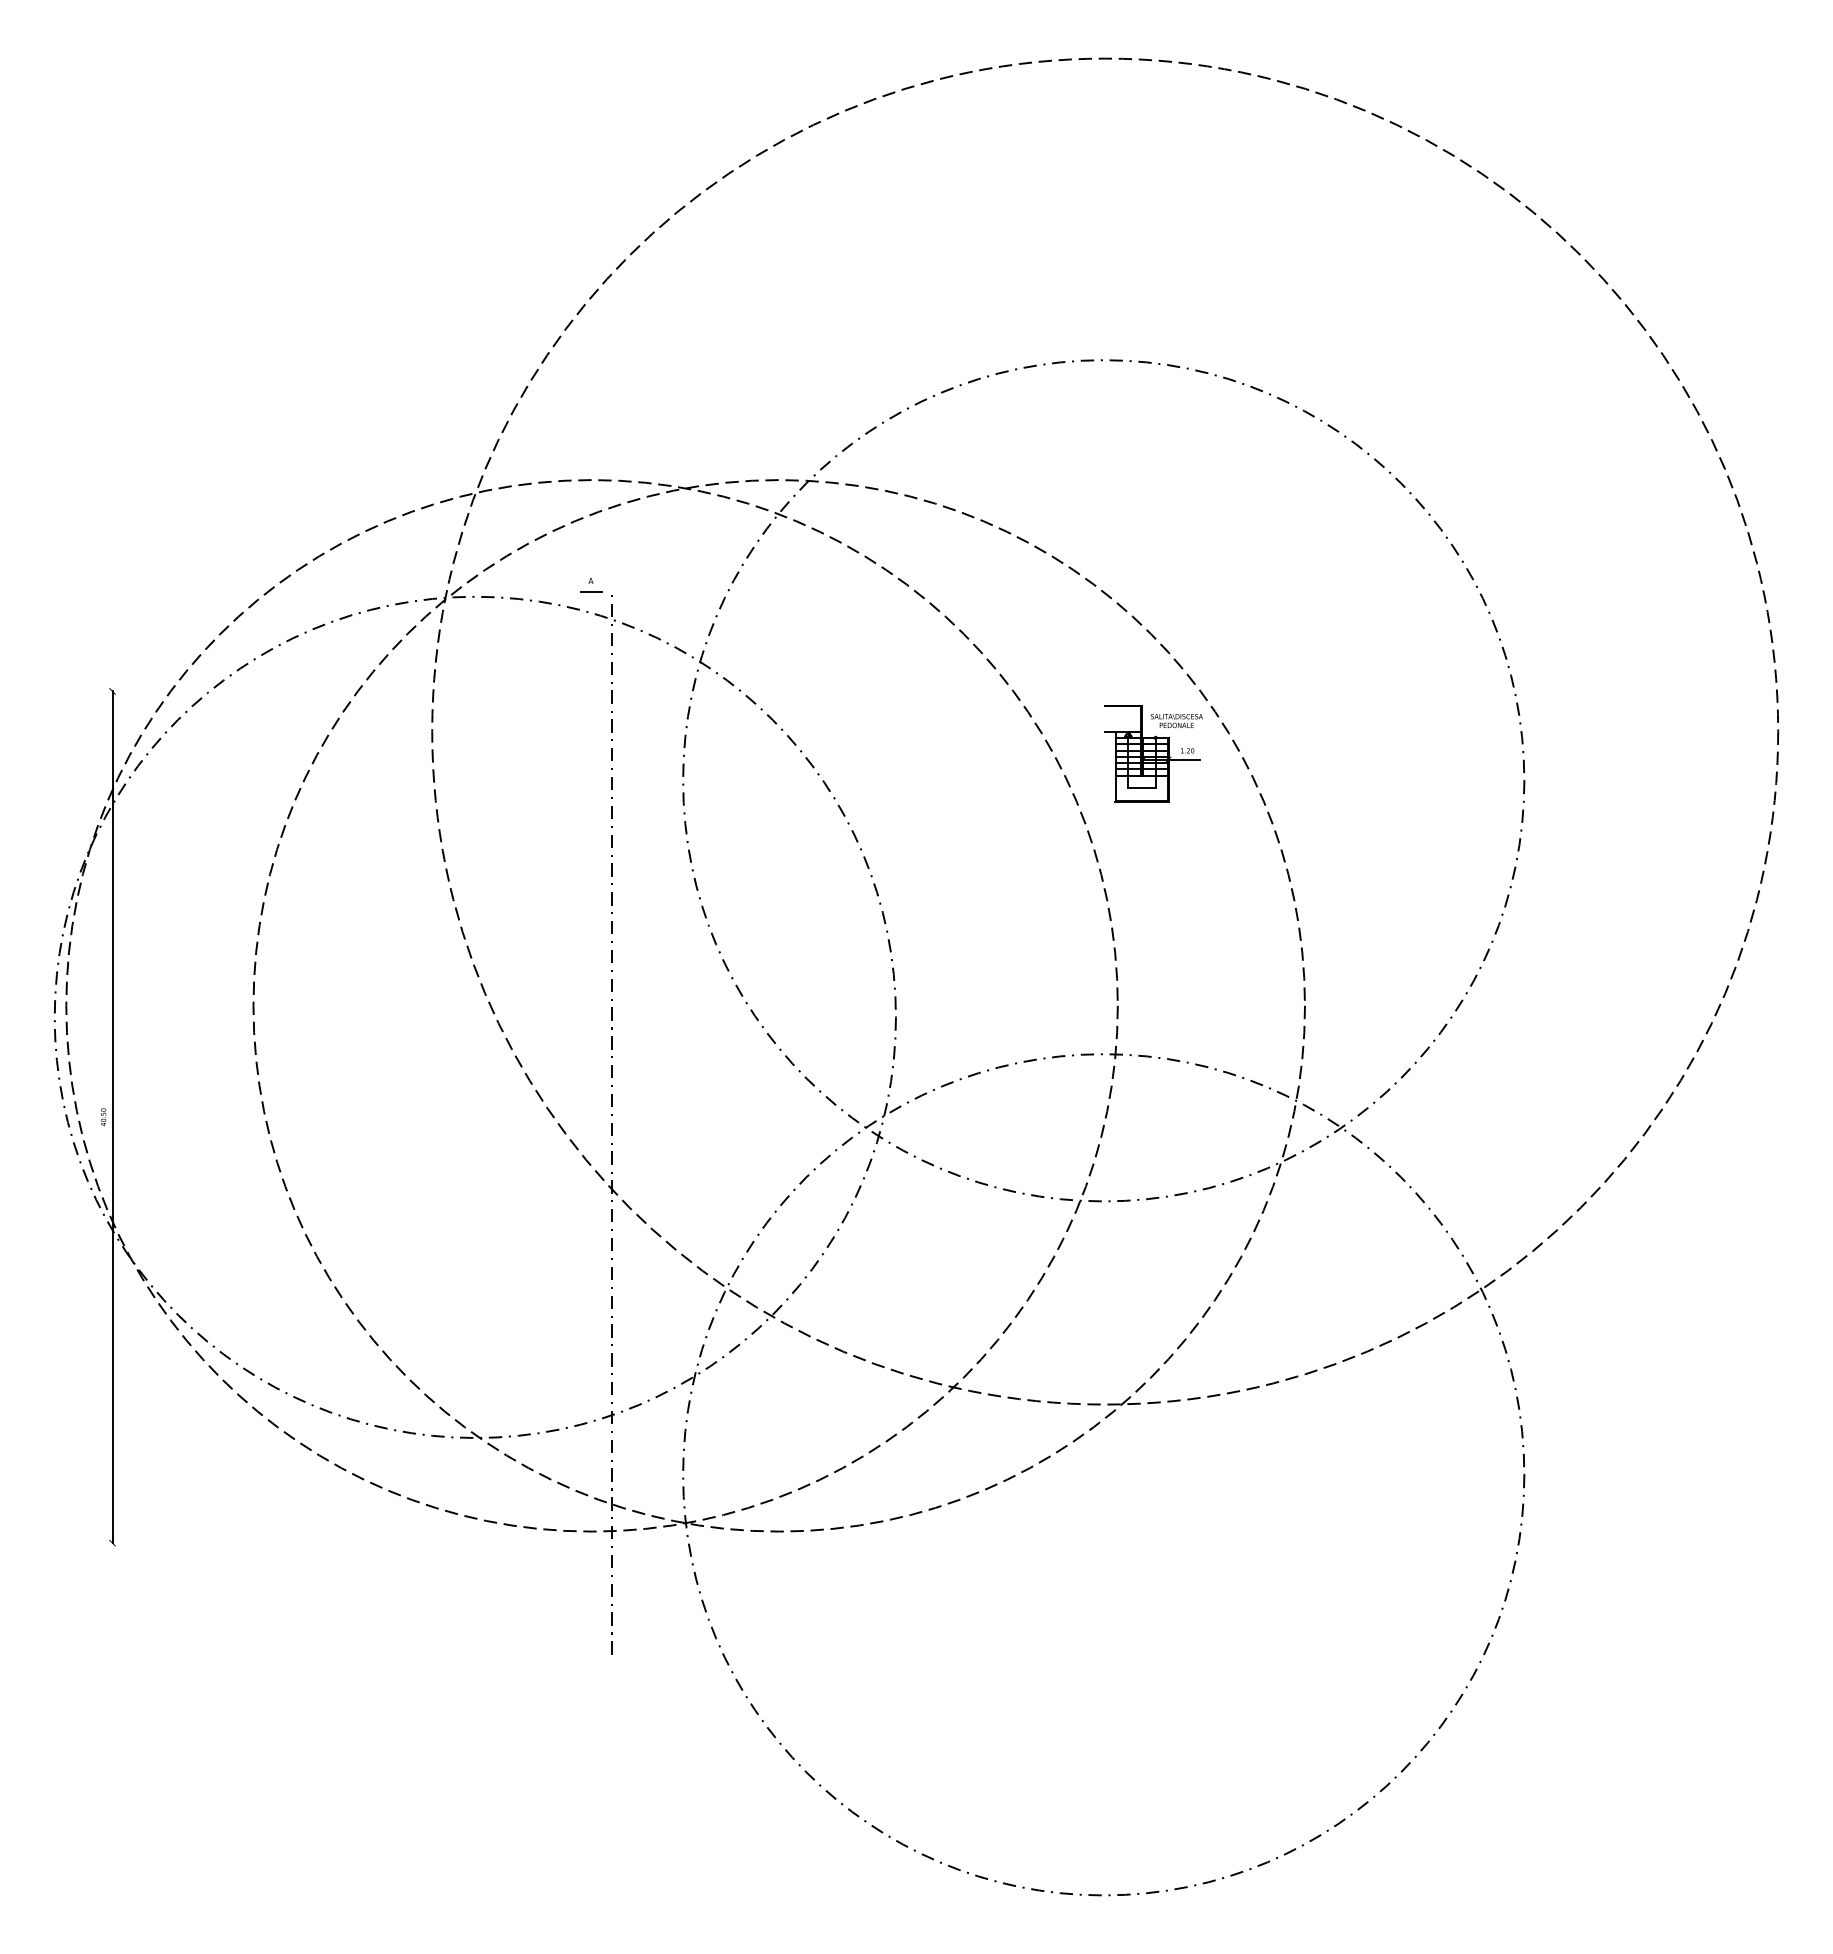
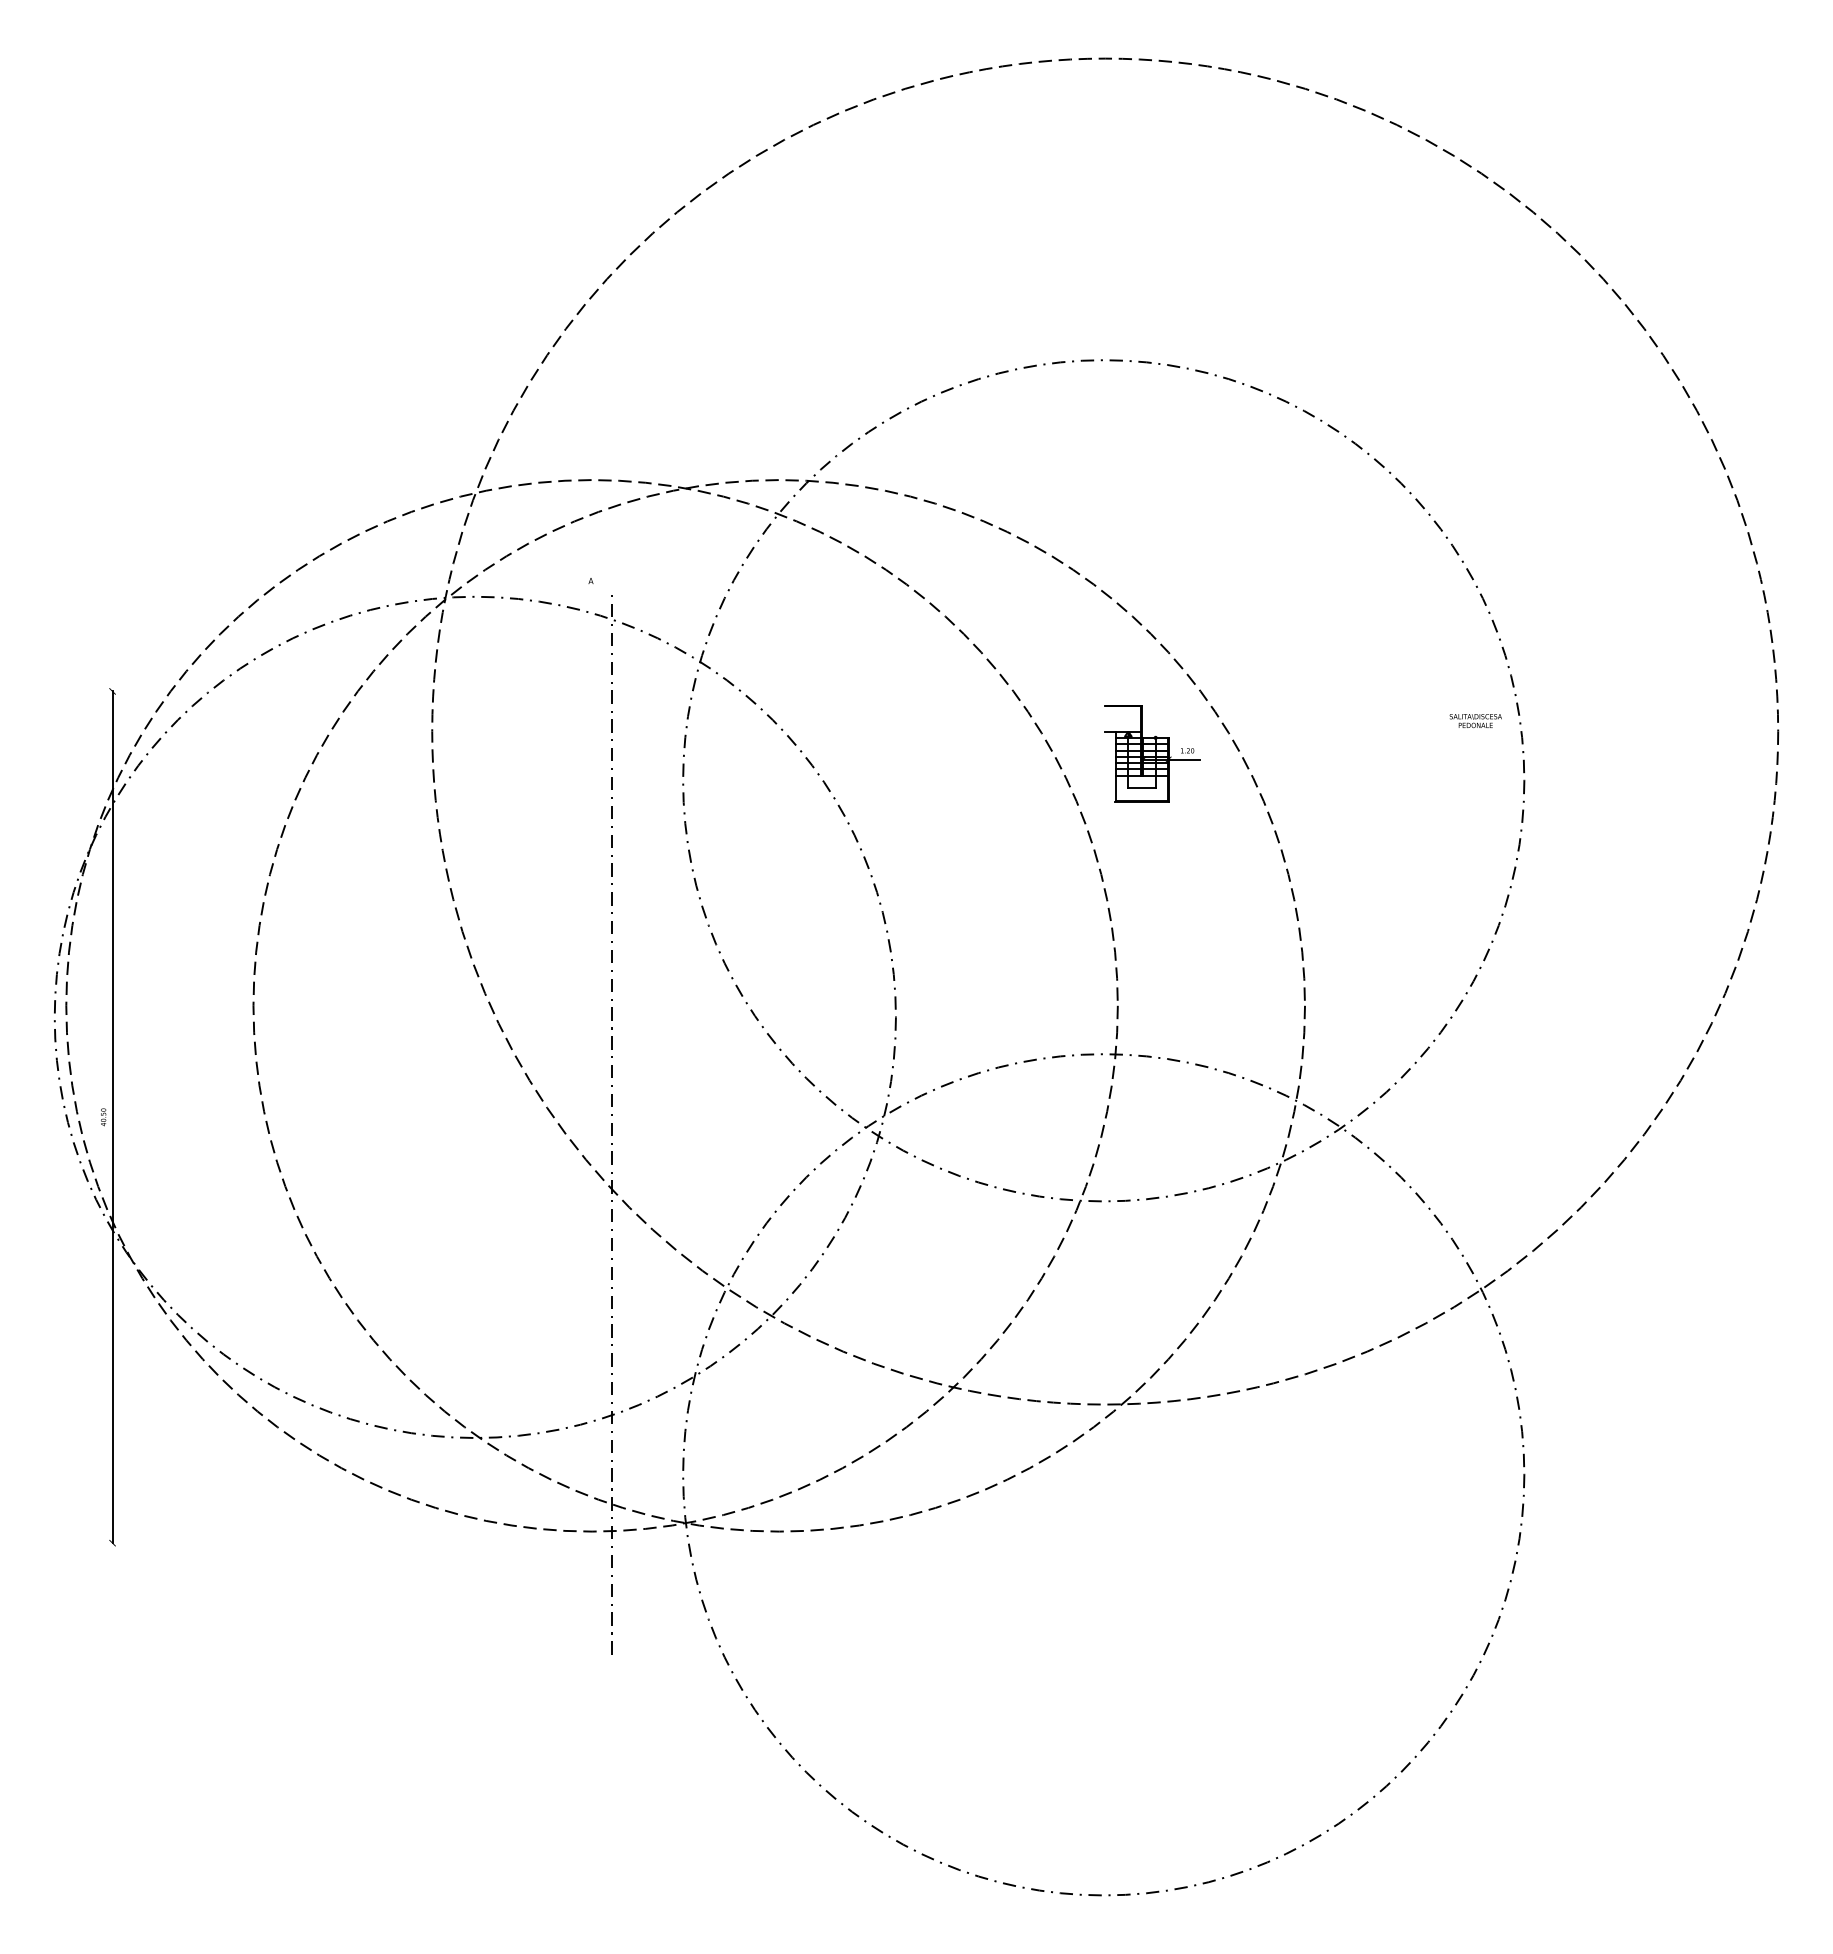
line: present -> none (591, 591)
text position: (1176, 721) -> (1475, 721) (1475, 721)
